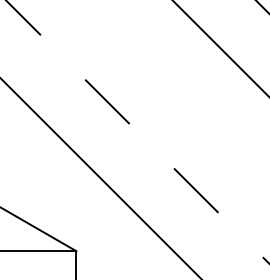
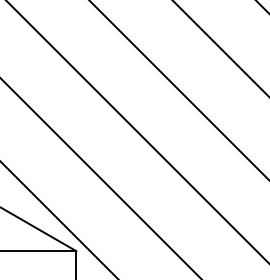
line: none -> present (178, 90)
line: dashed -> solid (137, 132)
line: none -> present (58, 219)
